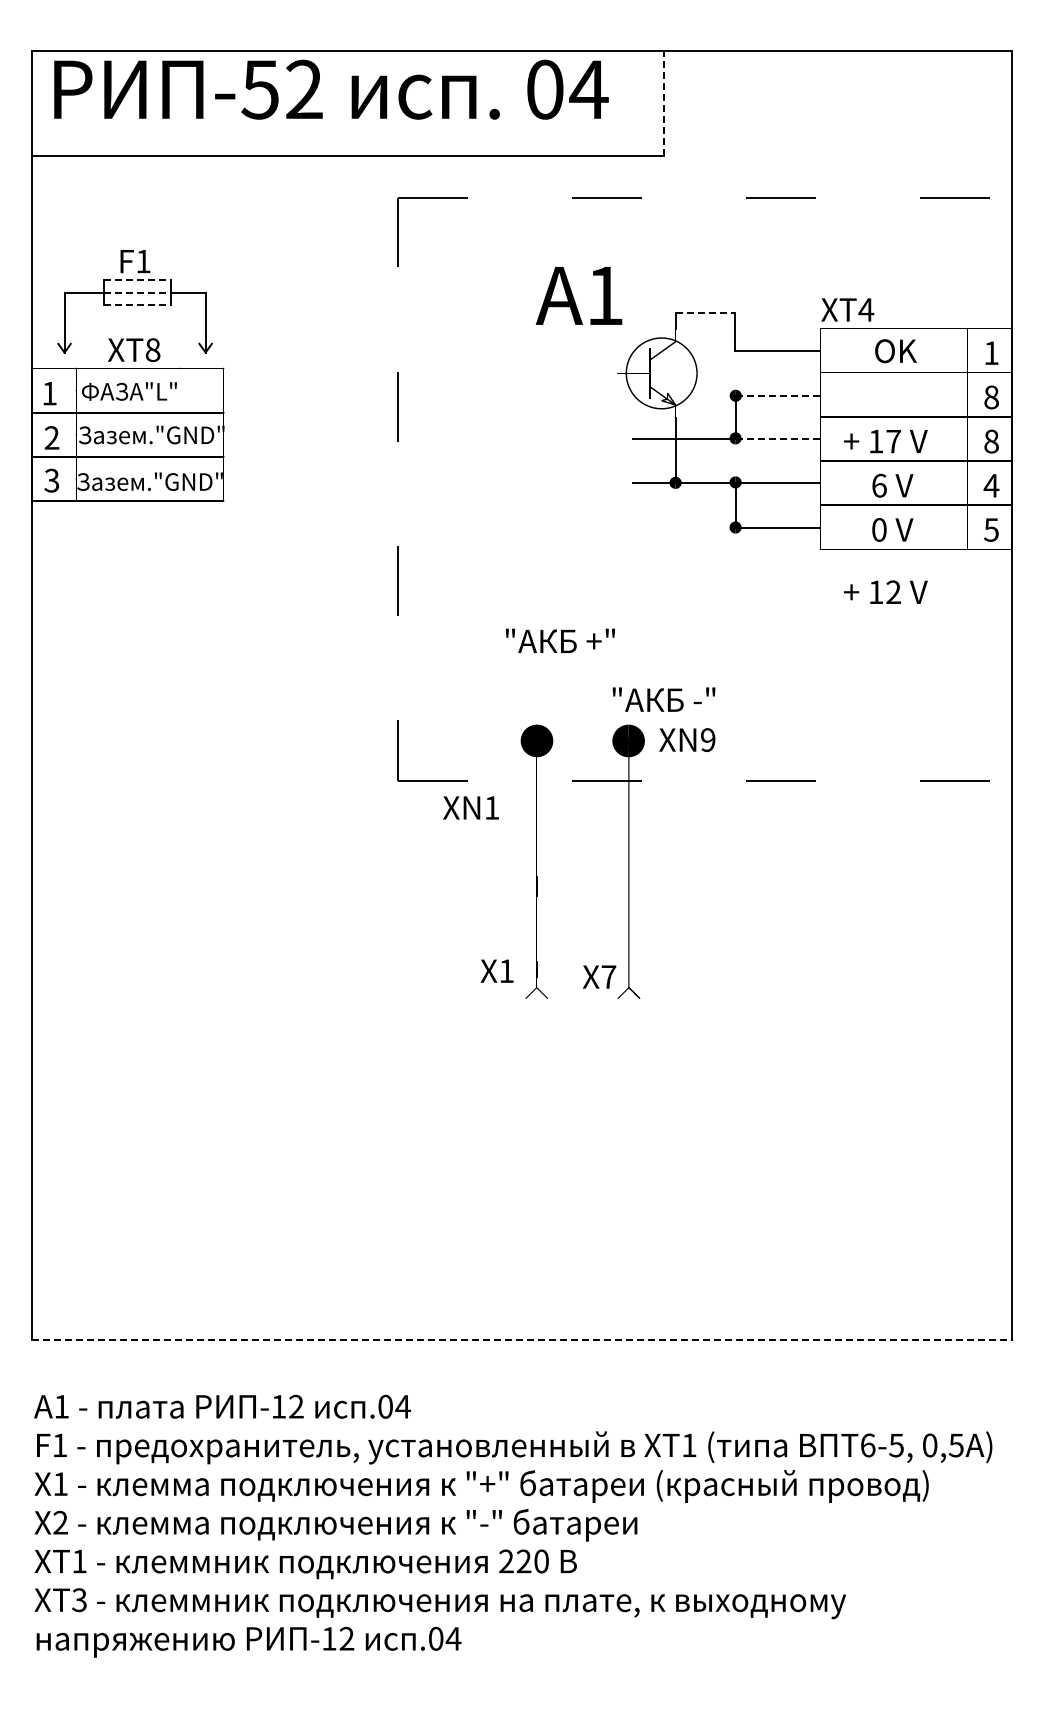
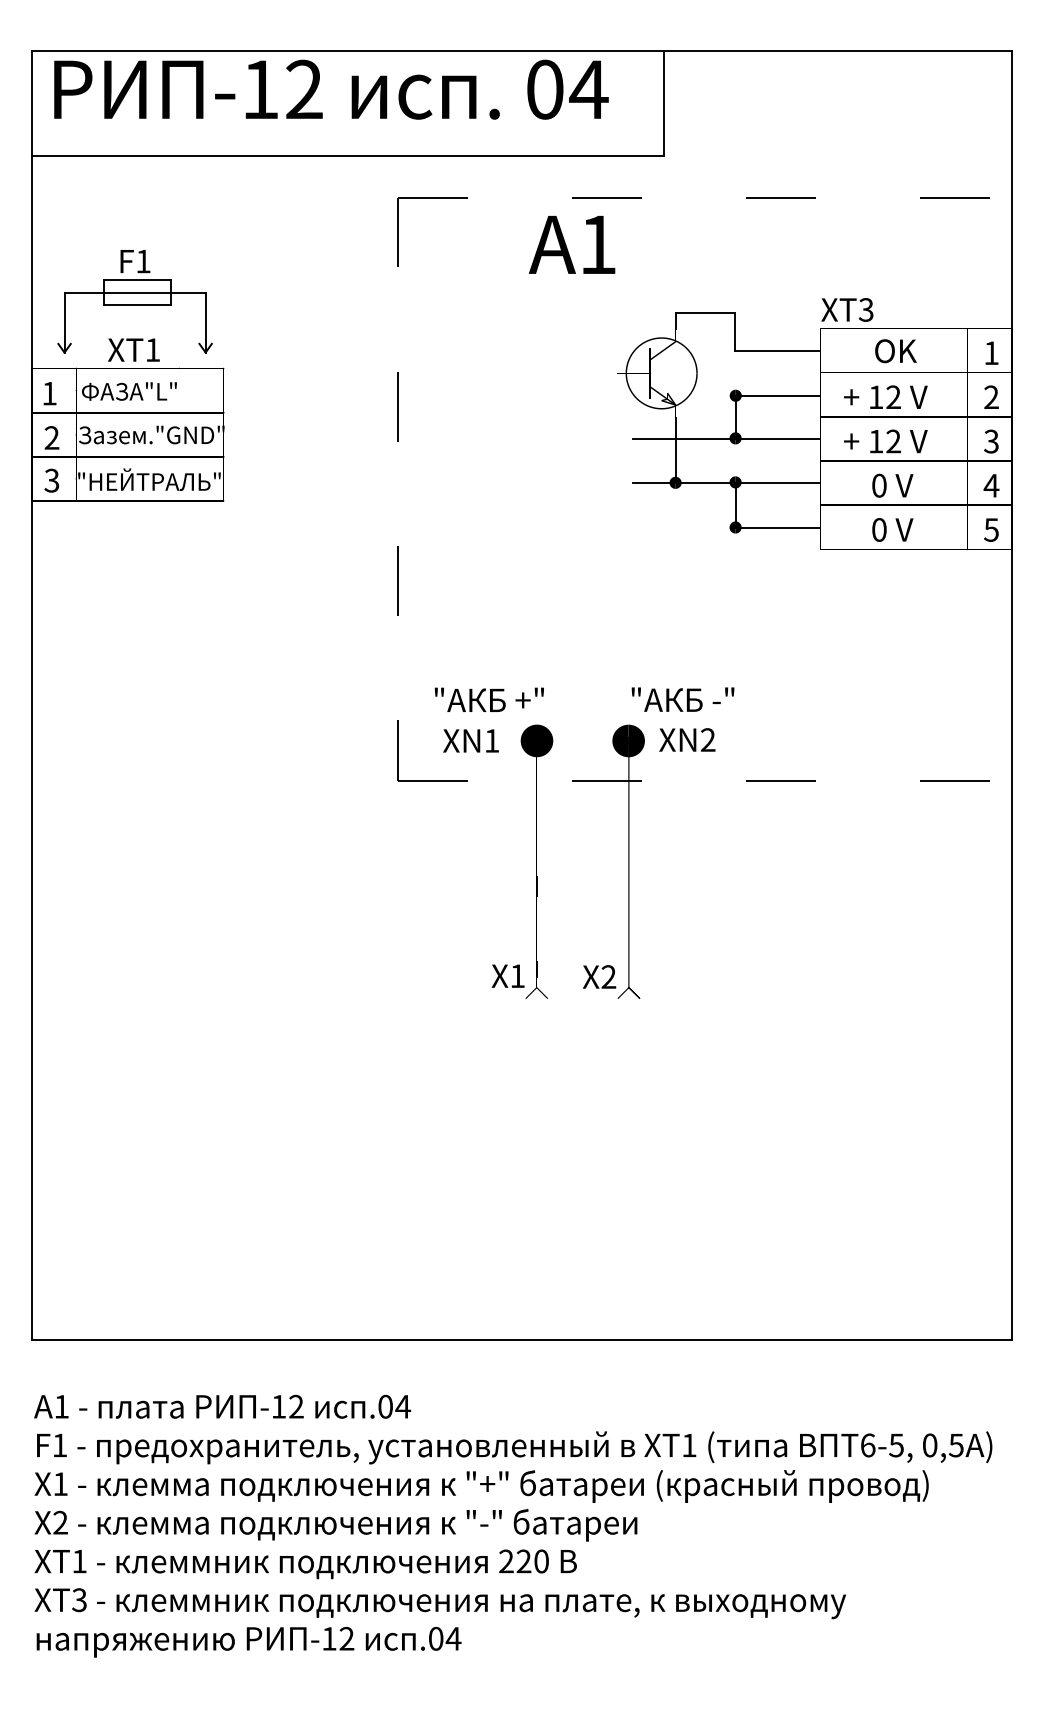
text: -52 -> -12 (259, 89)
line: dashed -> solid (663, 102)
line: dashed -> solid (137, 280)
line: dashed -> solid (137, 292)
text position: (578, 295) -> (571, 244) (571, 244)
line: dashed -> solid (137, 305)
text: XT4 -> XT3 (866, 309)
line: dashed -> solid (705, 313)
text: XT8 -> XT1 (152, 350)
line: dashed -> solid (777, 396)
text: 8 -> 2 (991, 397)
line: dashed -> solid (778, 438)
text: 17 -> 12 (893, 441)
text: 8 -> 3 (991, 441)
text: Зазем."GND" -> "НЕЙТРАЛЬ" (149, 479)
text: 6 -> 0 (879, 485)
text position: (885, 591) -> (885, 396) (885, 396)
text position: (559, 640) -> (488, 699) (488, 699)
text position: (663, 699) -> (682, 699) (682, 699)
text: XN9 -> XN2 (708, 739)
text position: (470, 807) -> (470, 740) (470, 740)
text position: (496, 970) -> (507, 975) (507, 975)
text: X7 -> X2 (608, 976)
line: dashed -> solid (522, 1340)
